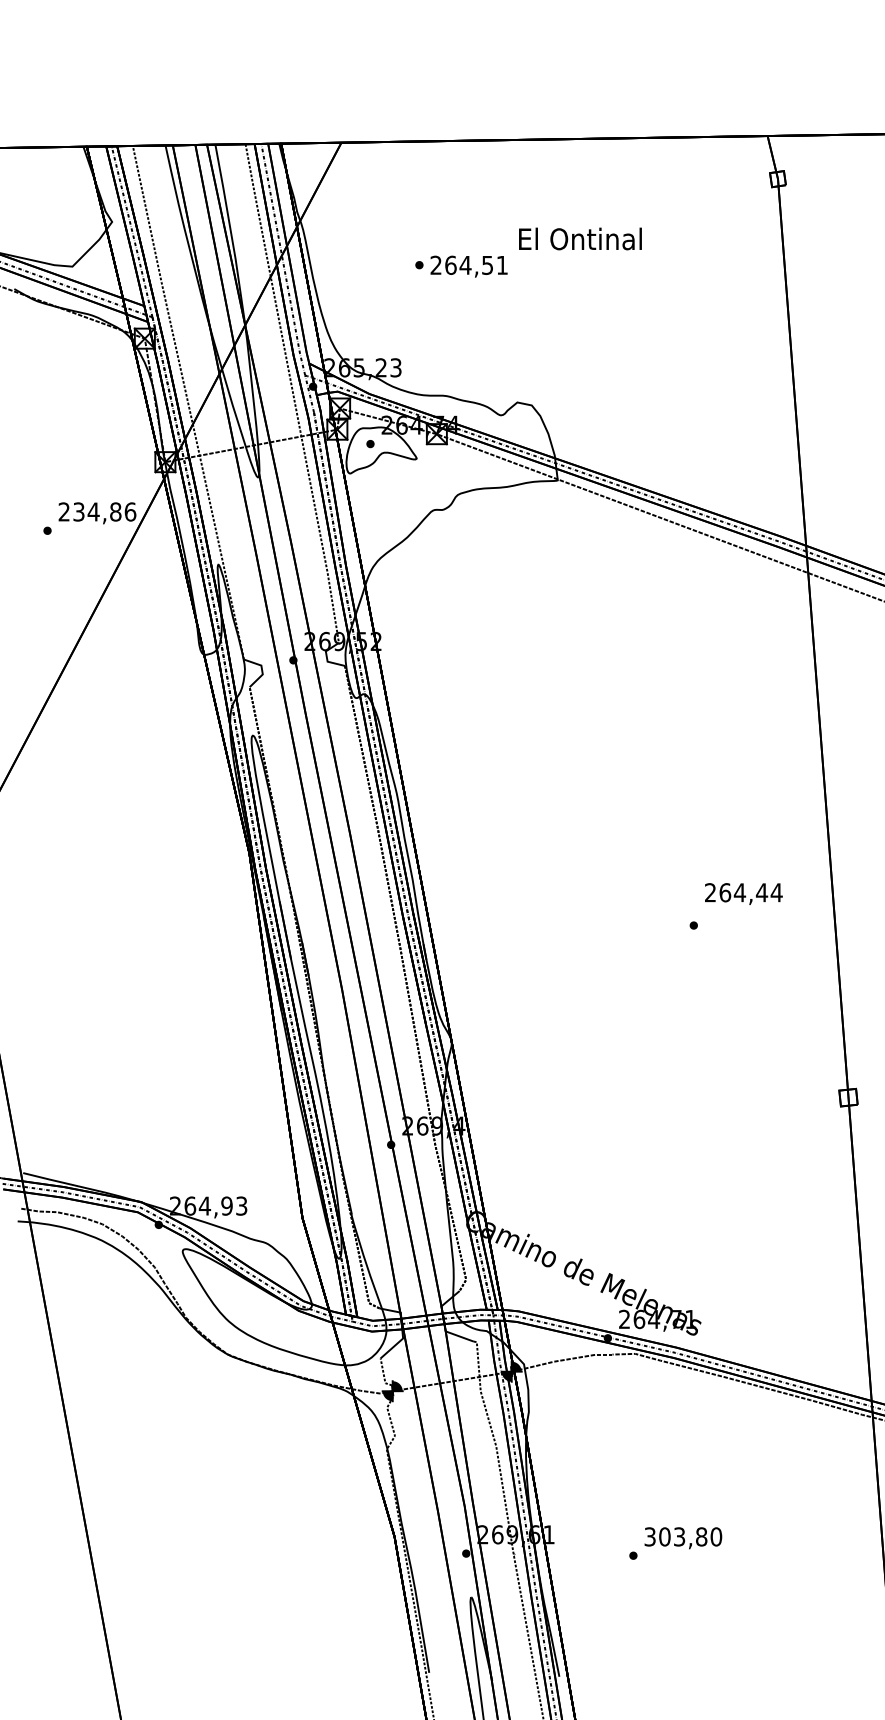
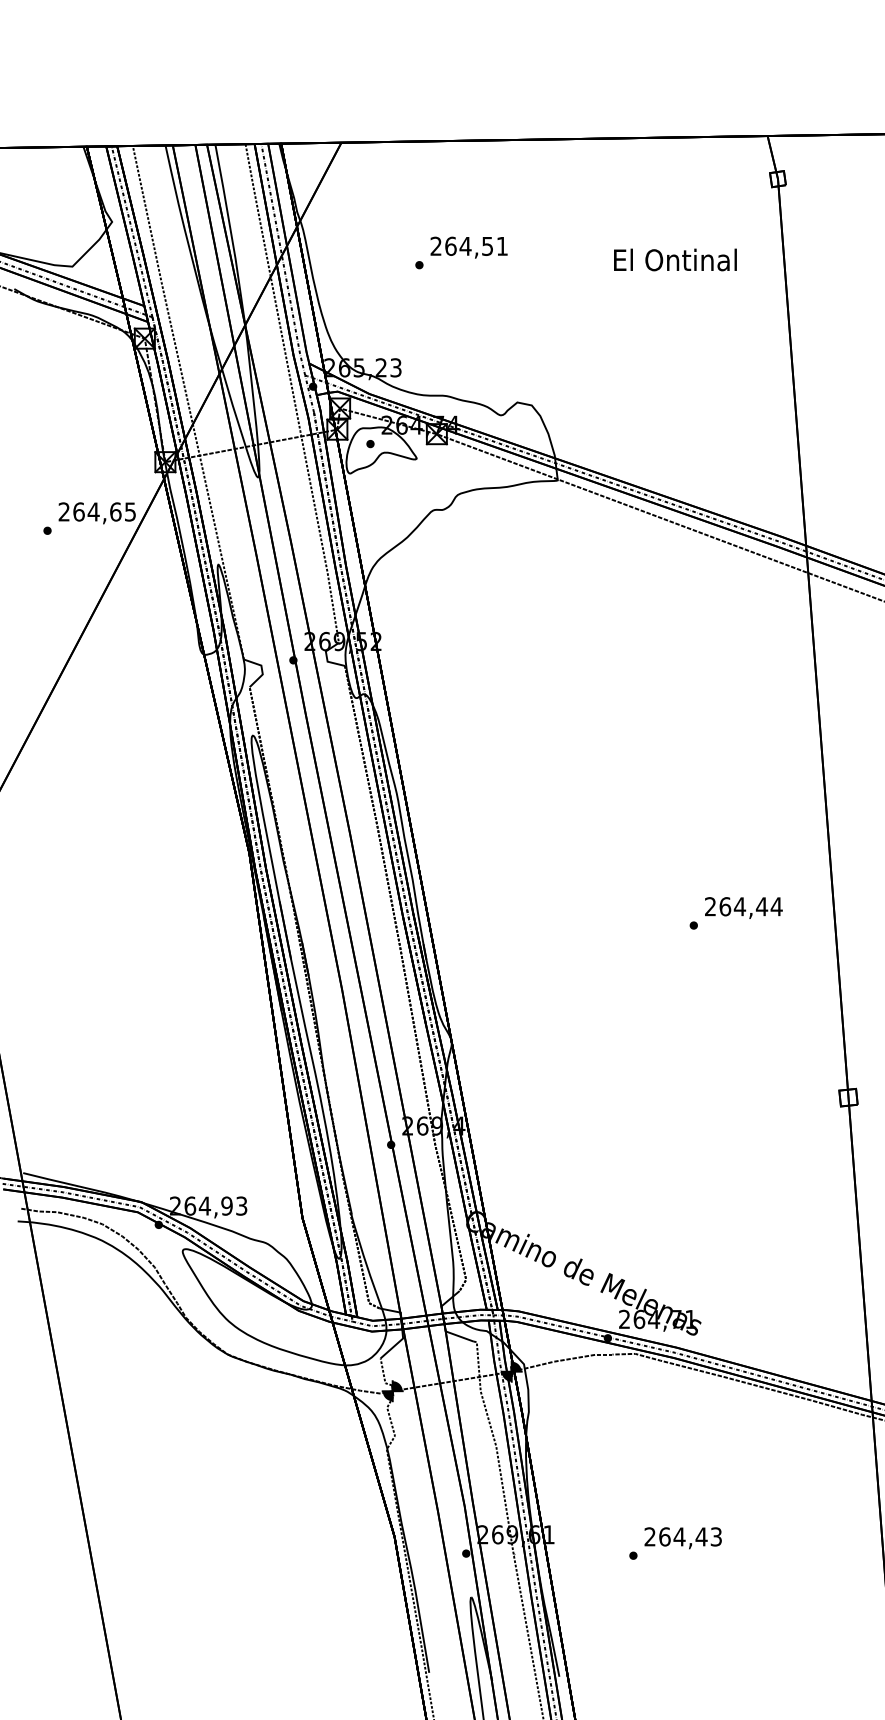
text position: (580, 238) -> (675, 259) (675, 259)
text position: (468, 266) -> (468, 247) (468, 247)
text: 234,86 -> 264,65 (104, 511)
text position: (743, 893) -> (743, 907) (743, 907)
text: 303,80 -> 264,43 (683, 1536)
